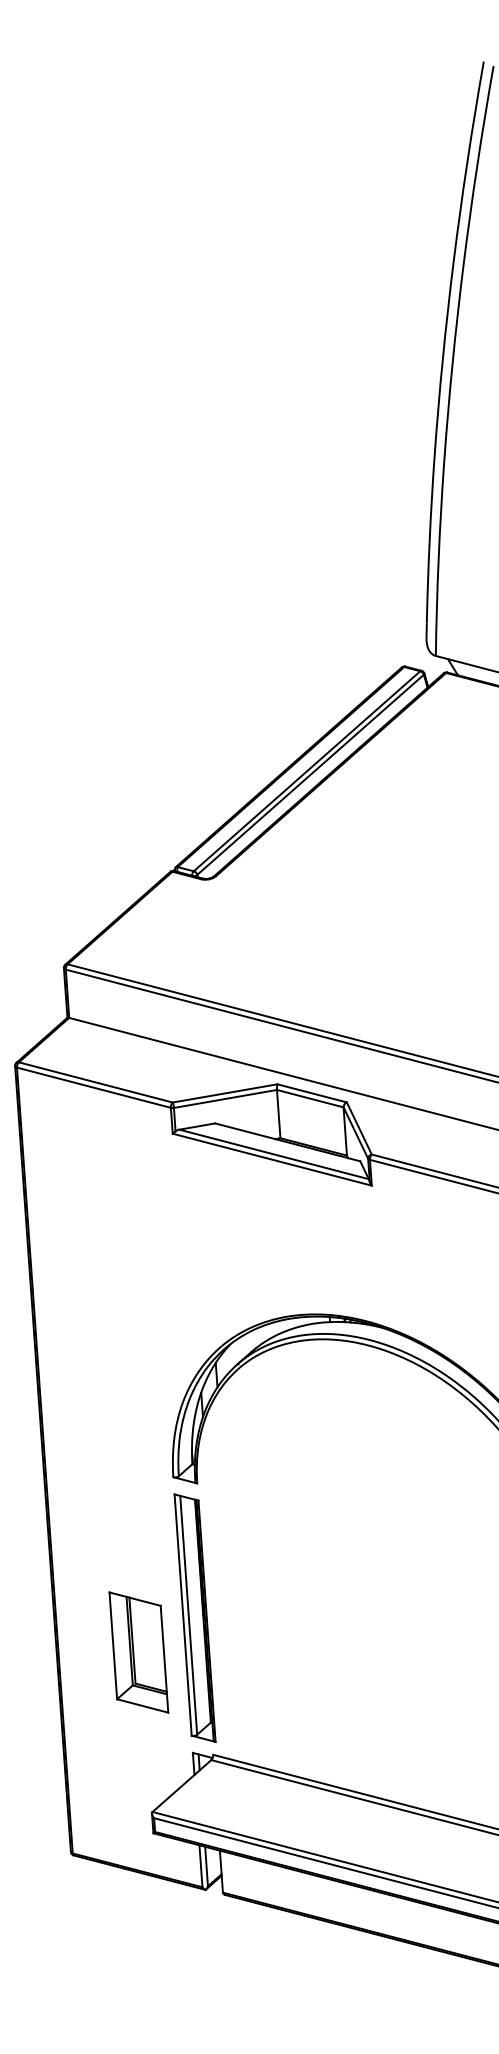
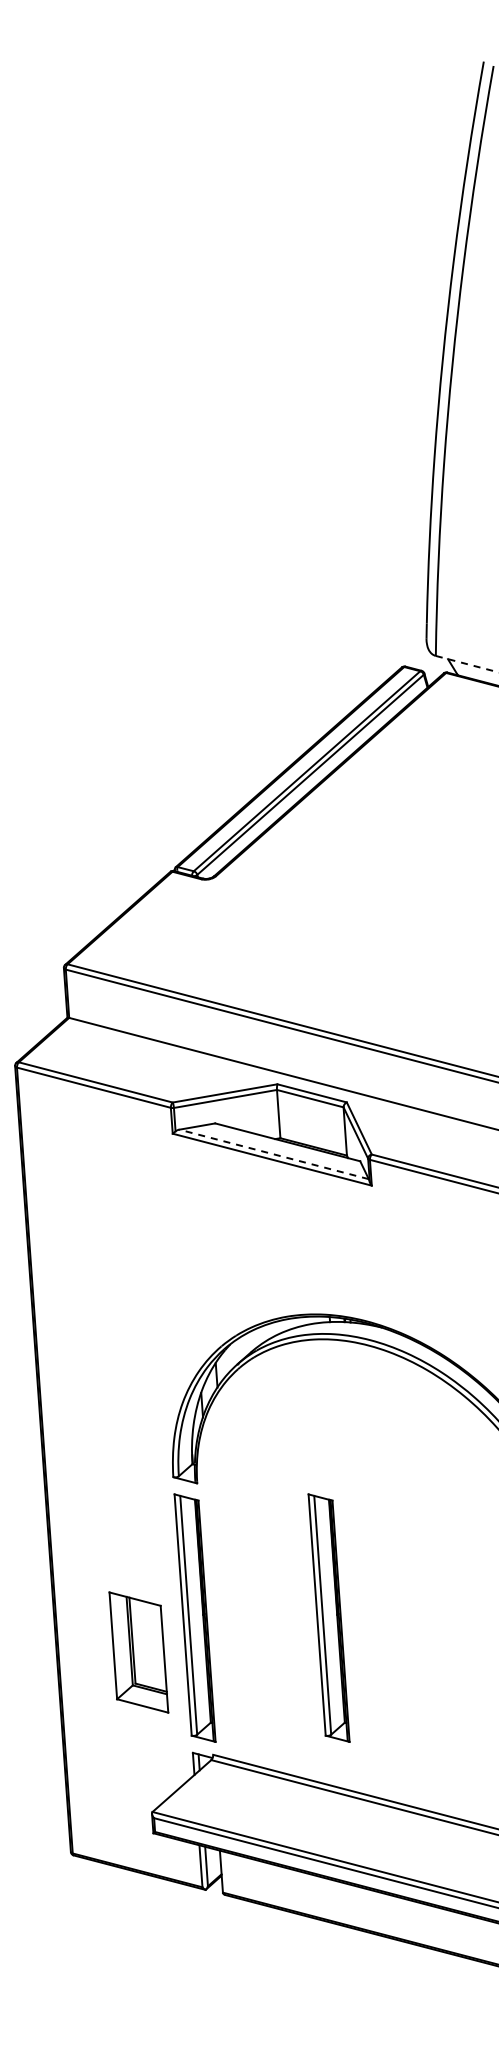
line: solid -> dashed (467, 664)
line: solid -> dashed (274, 1154)
part: none -> present (328, 1617)
